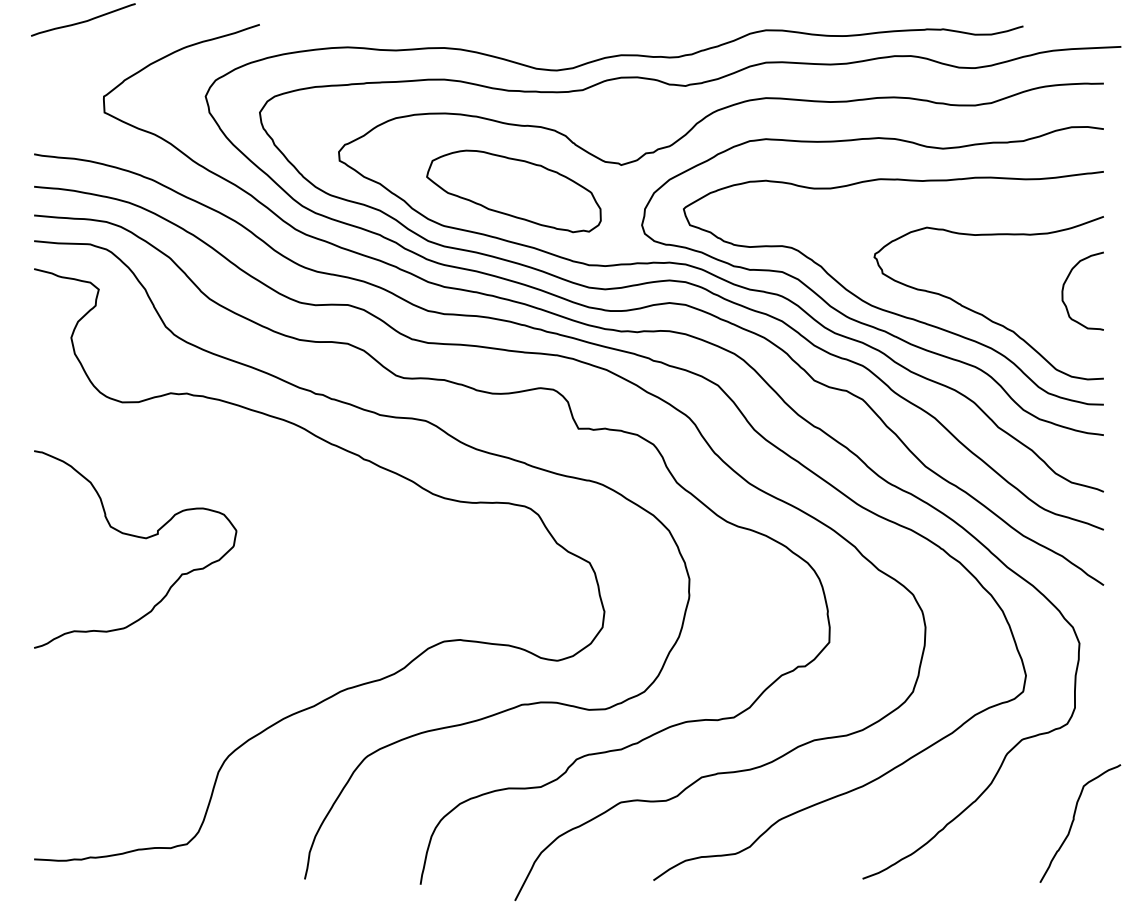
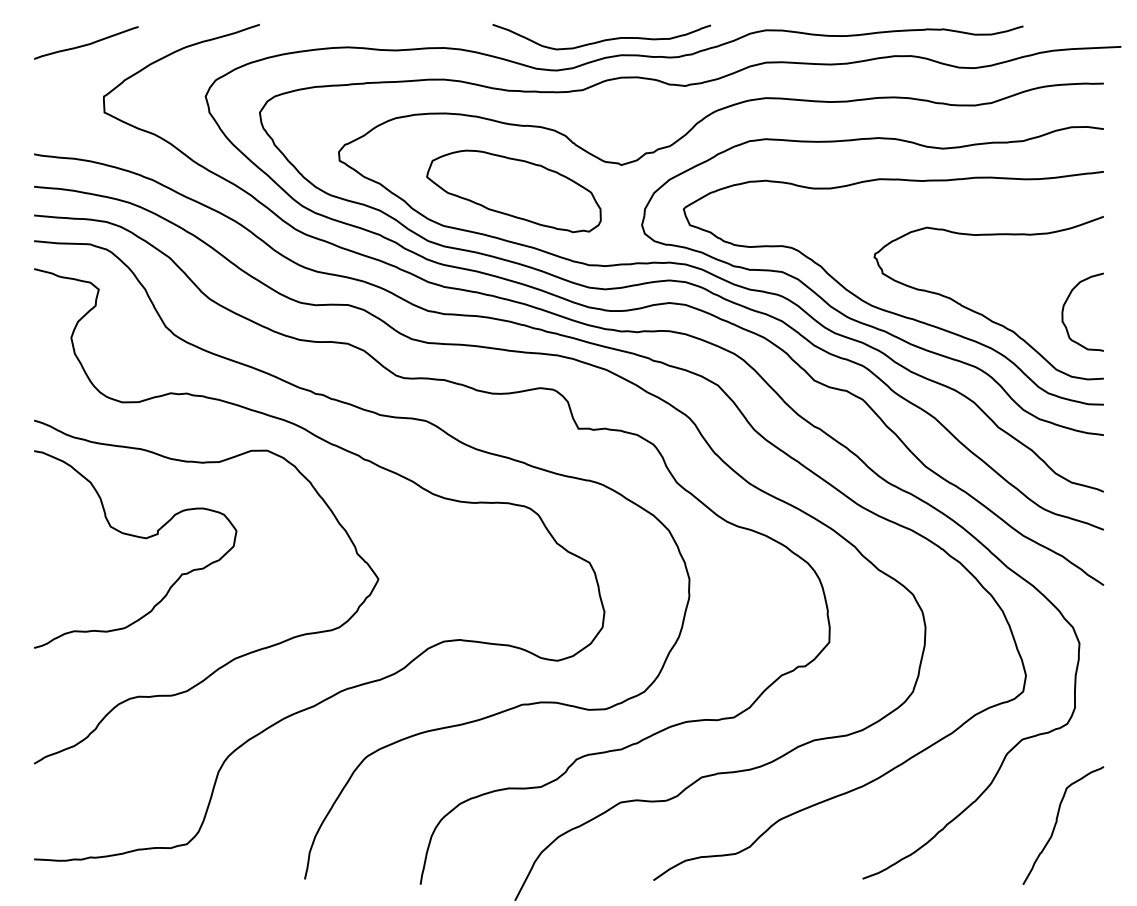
curve position: (84, 20) -> (87, 43) (87, 43)
curve: none -> present (603, 39)
curve position: (1064, 287) -> (1064, 308) (1064, 308)
curve: none -> present (237, 656)
curve position: (1074, 820) -> (1057, 822) (1057, 822)
